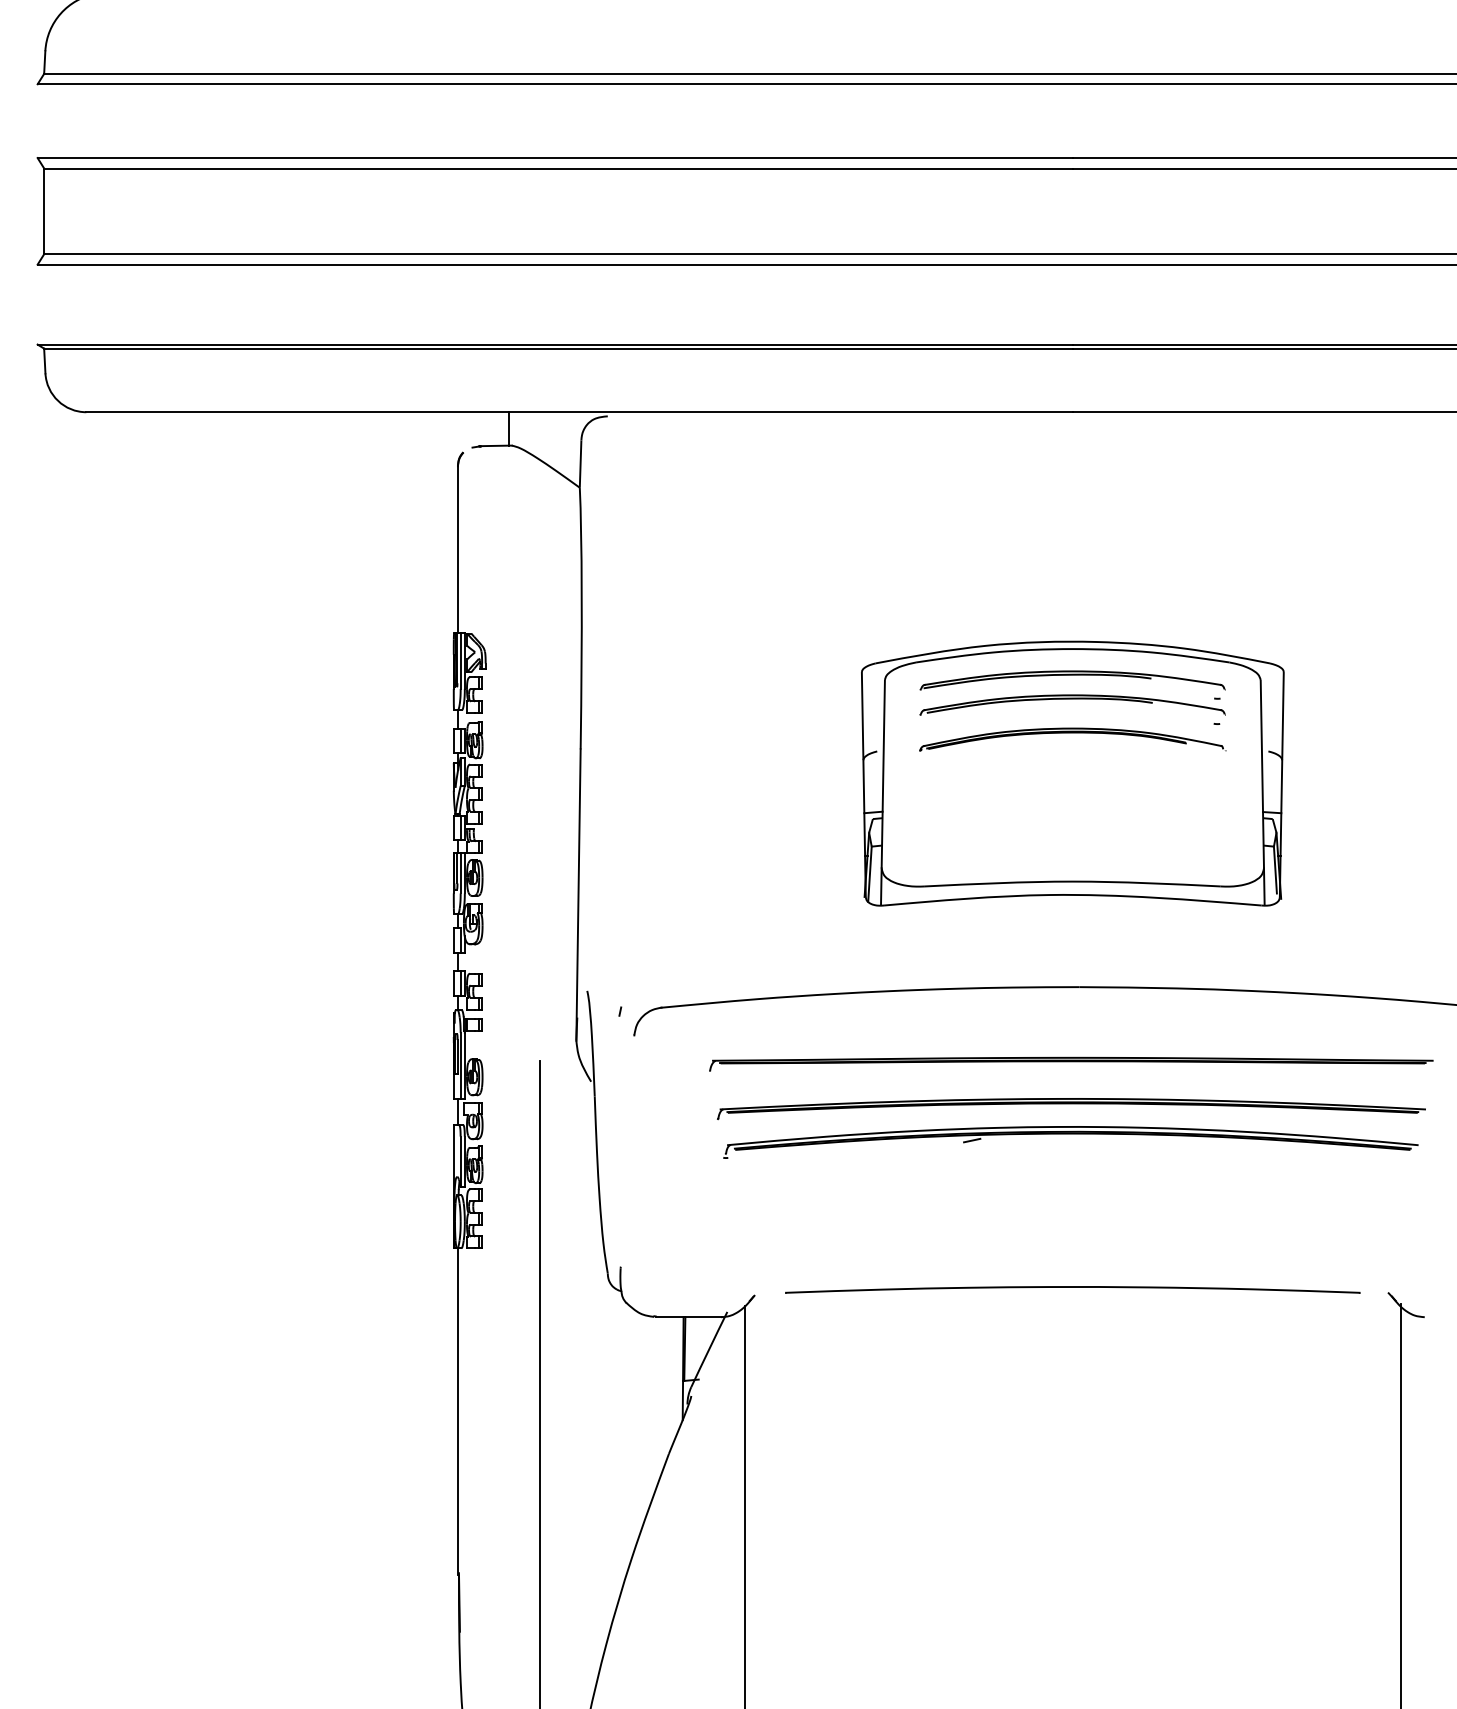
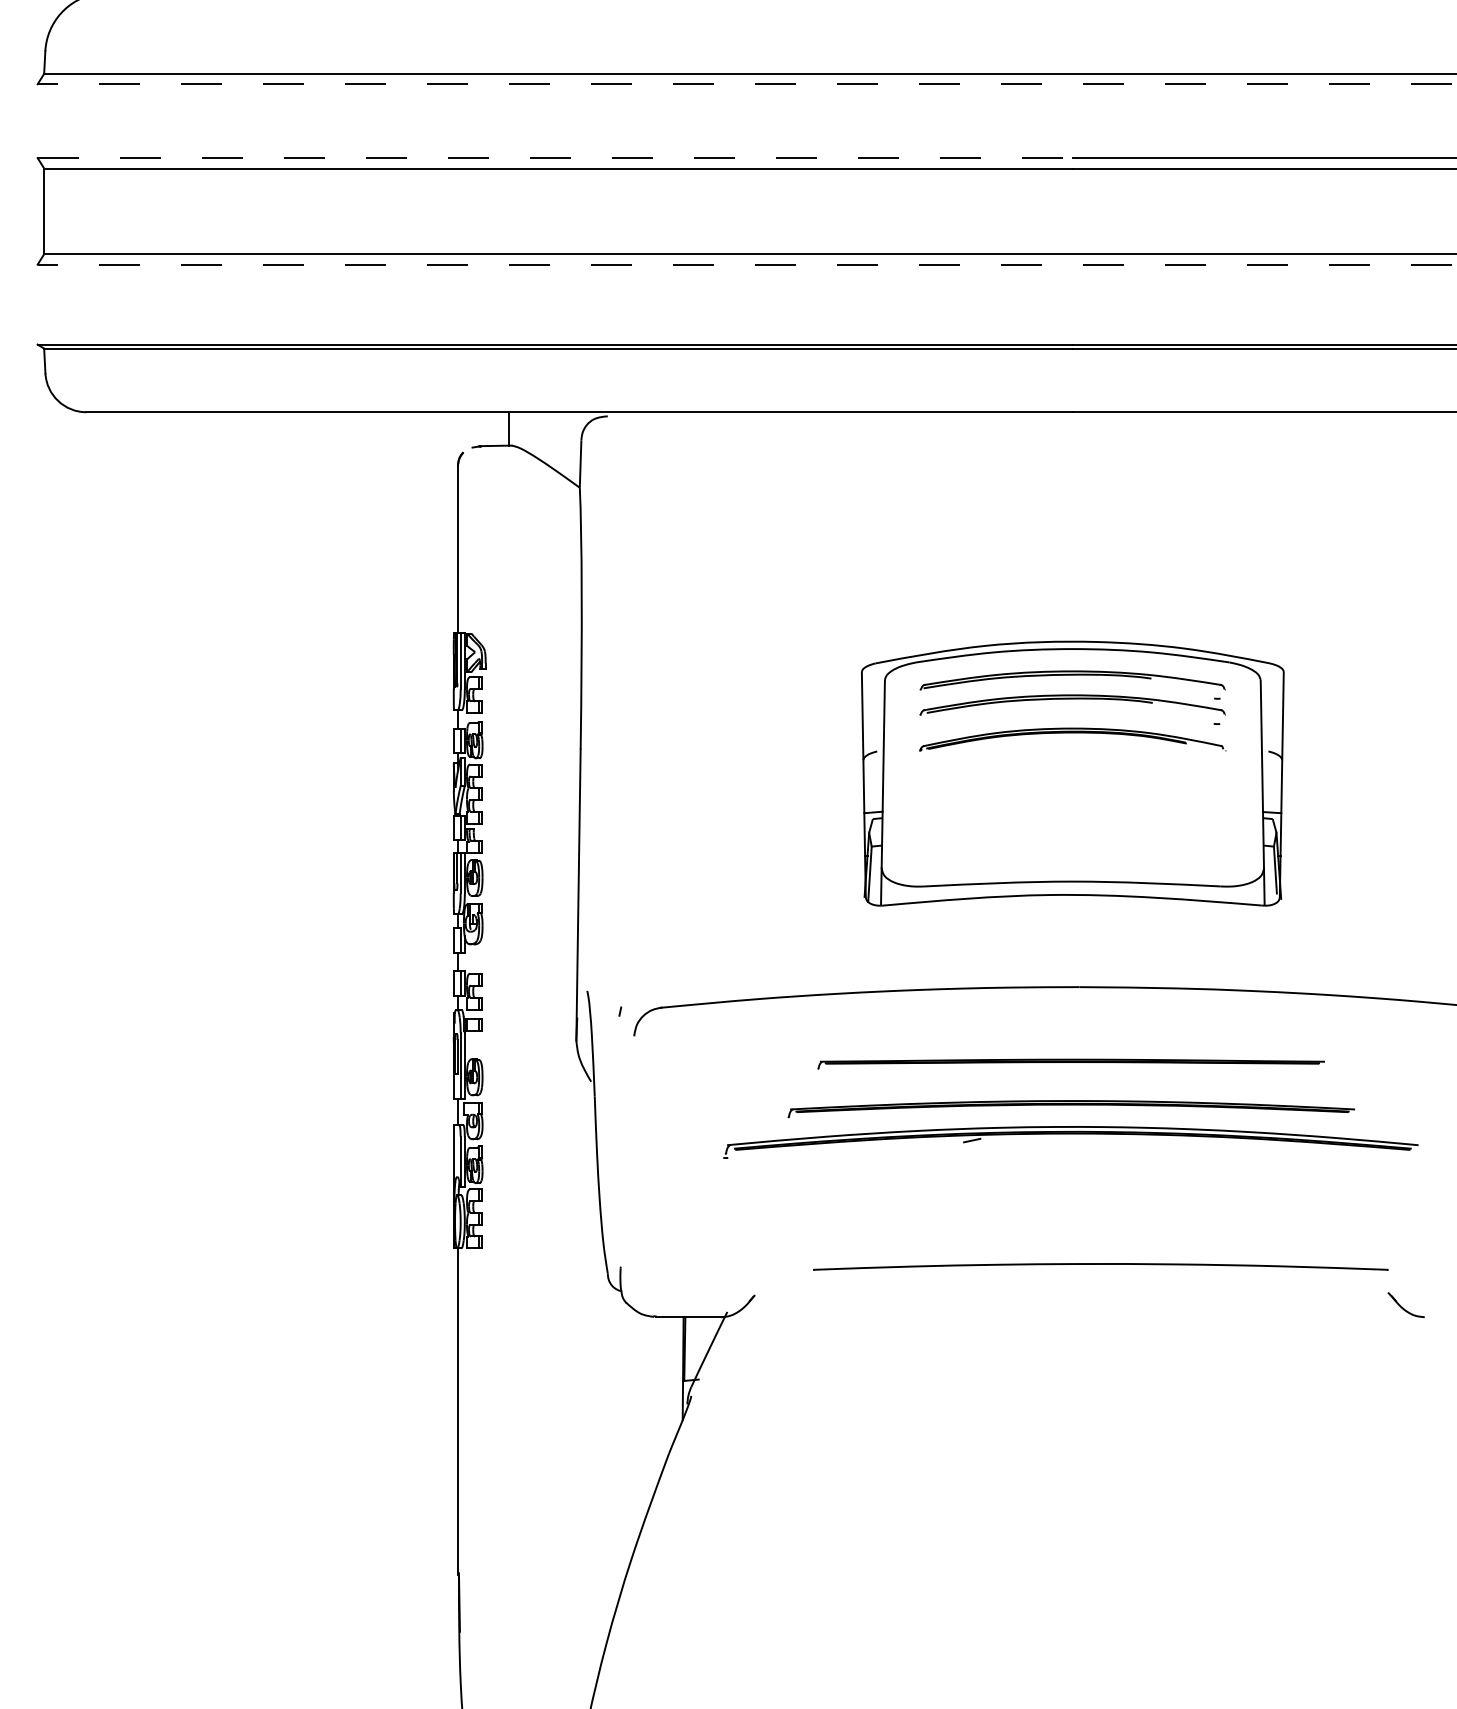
line: solid -> dashed (746, 84)
line: solid -> dashed (555, 158)
line: solid -> dashed (746, 264)
part size: 725x16 px -> 508x12 px (1070, 1063)
part size: 709x23 px -> 568x19 px (1070, 1109)
part position: (1072, 1289) -> (1100, 1266) (1100, 1266)
line: present -> none (539, 1383)
line: present -> none (1400, 1504)
line: present -> none (744, 1505)
